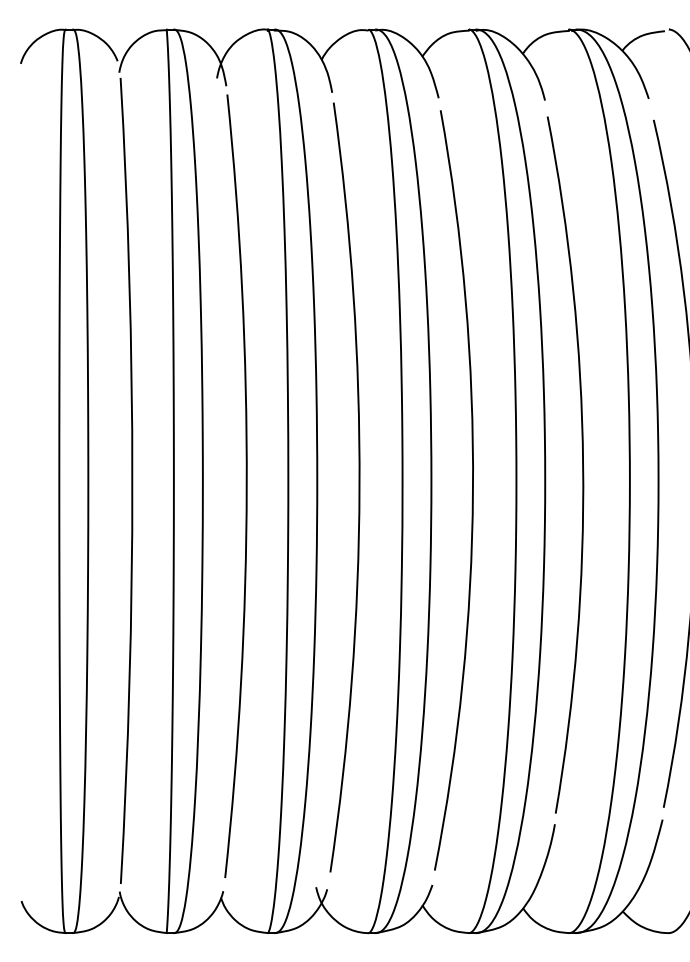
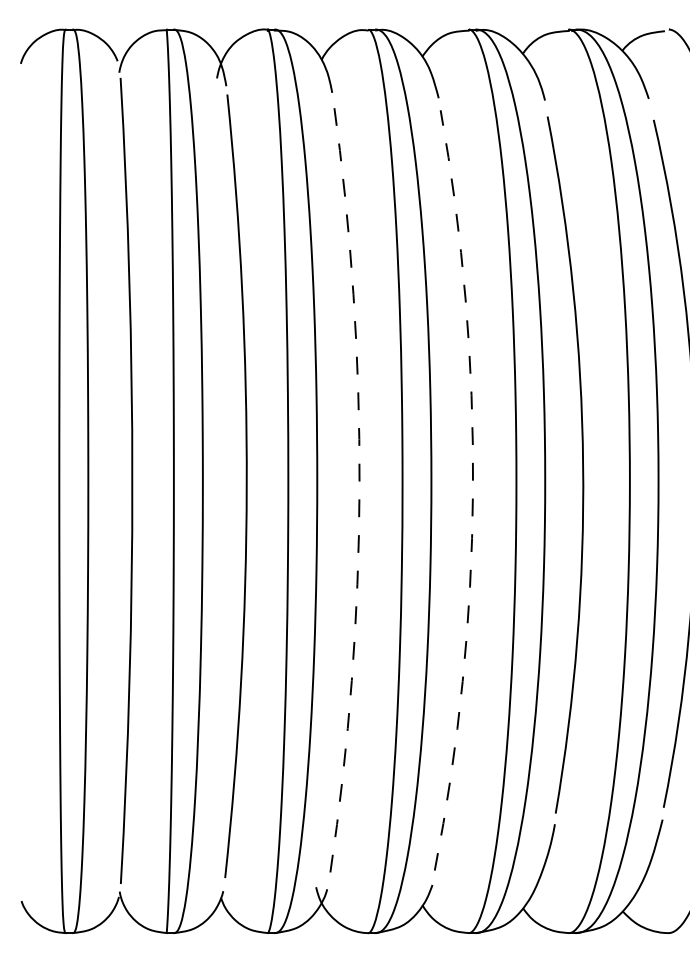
arc: solid -> dashed (359, 487)
arc: solid -> dashed (473, 490)
